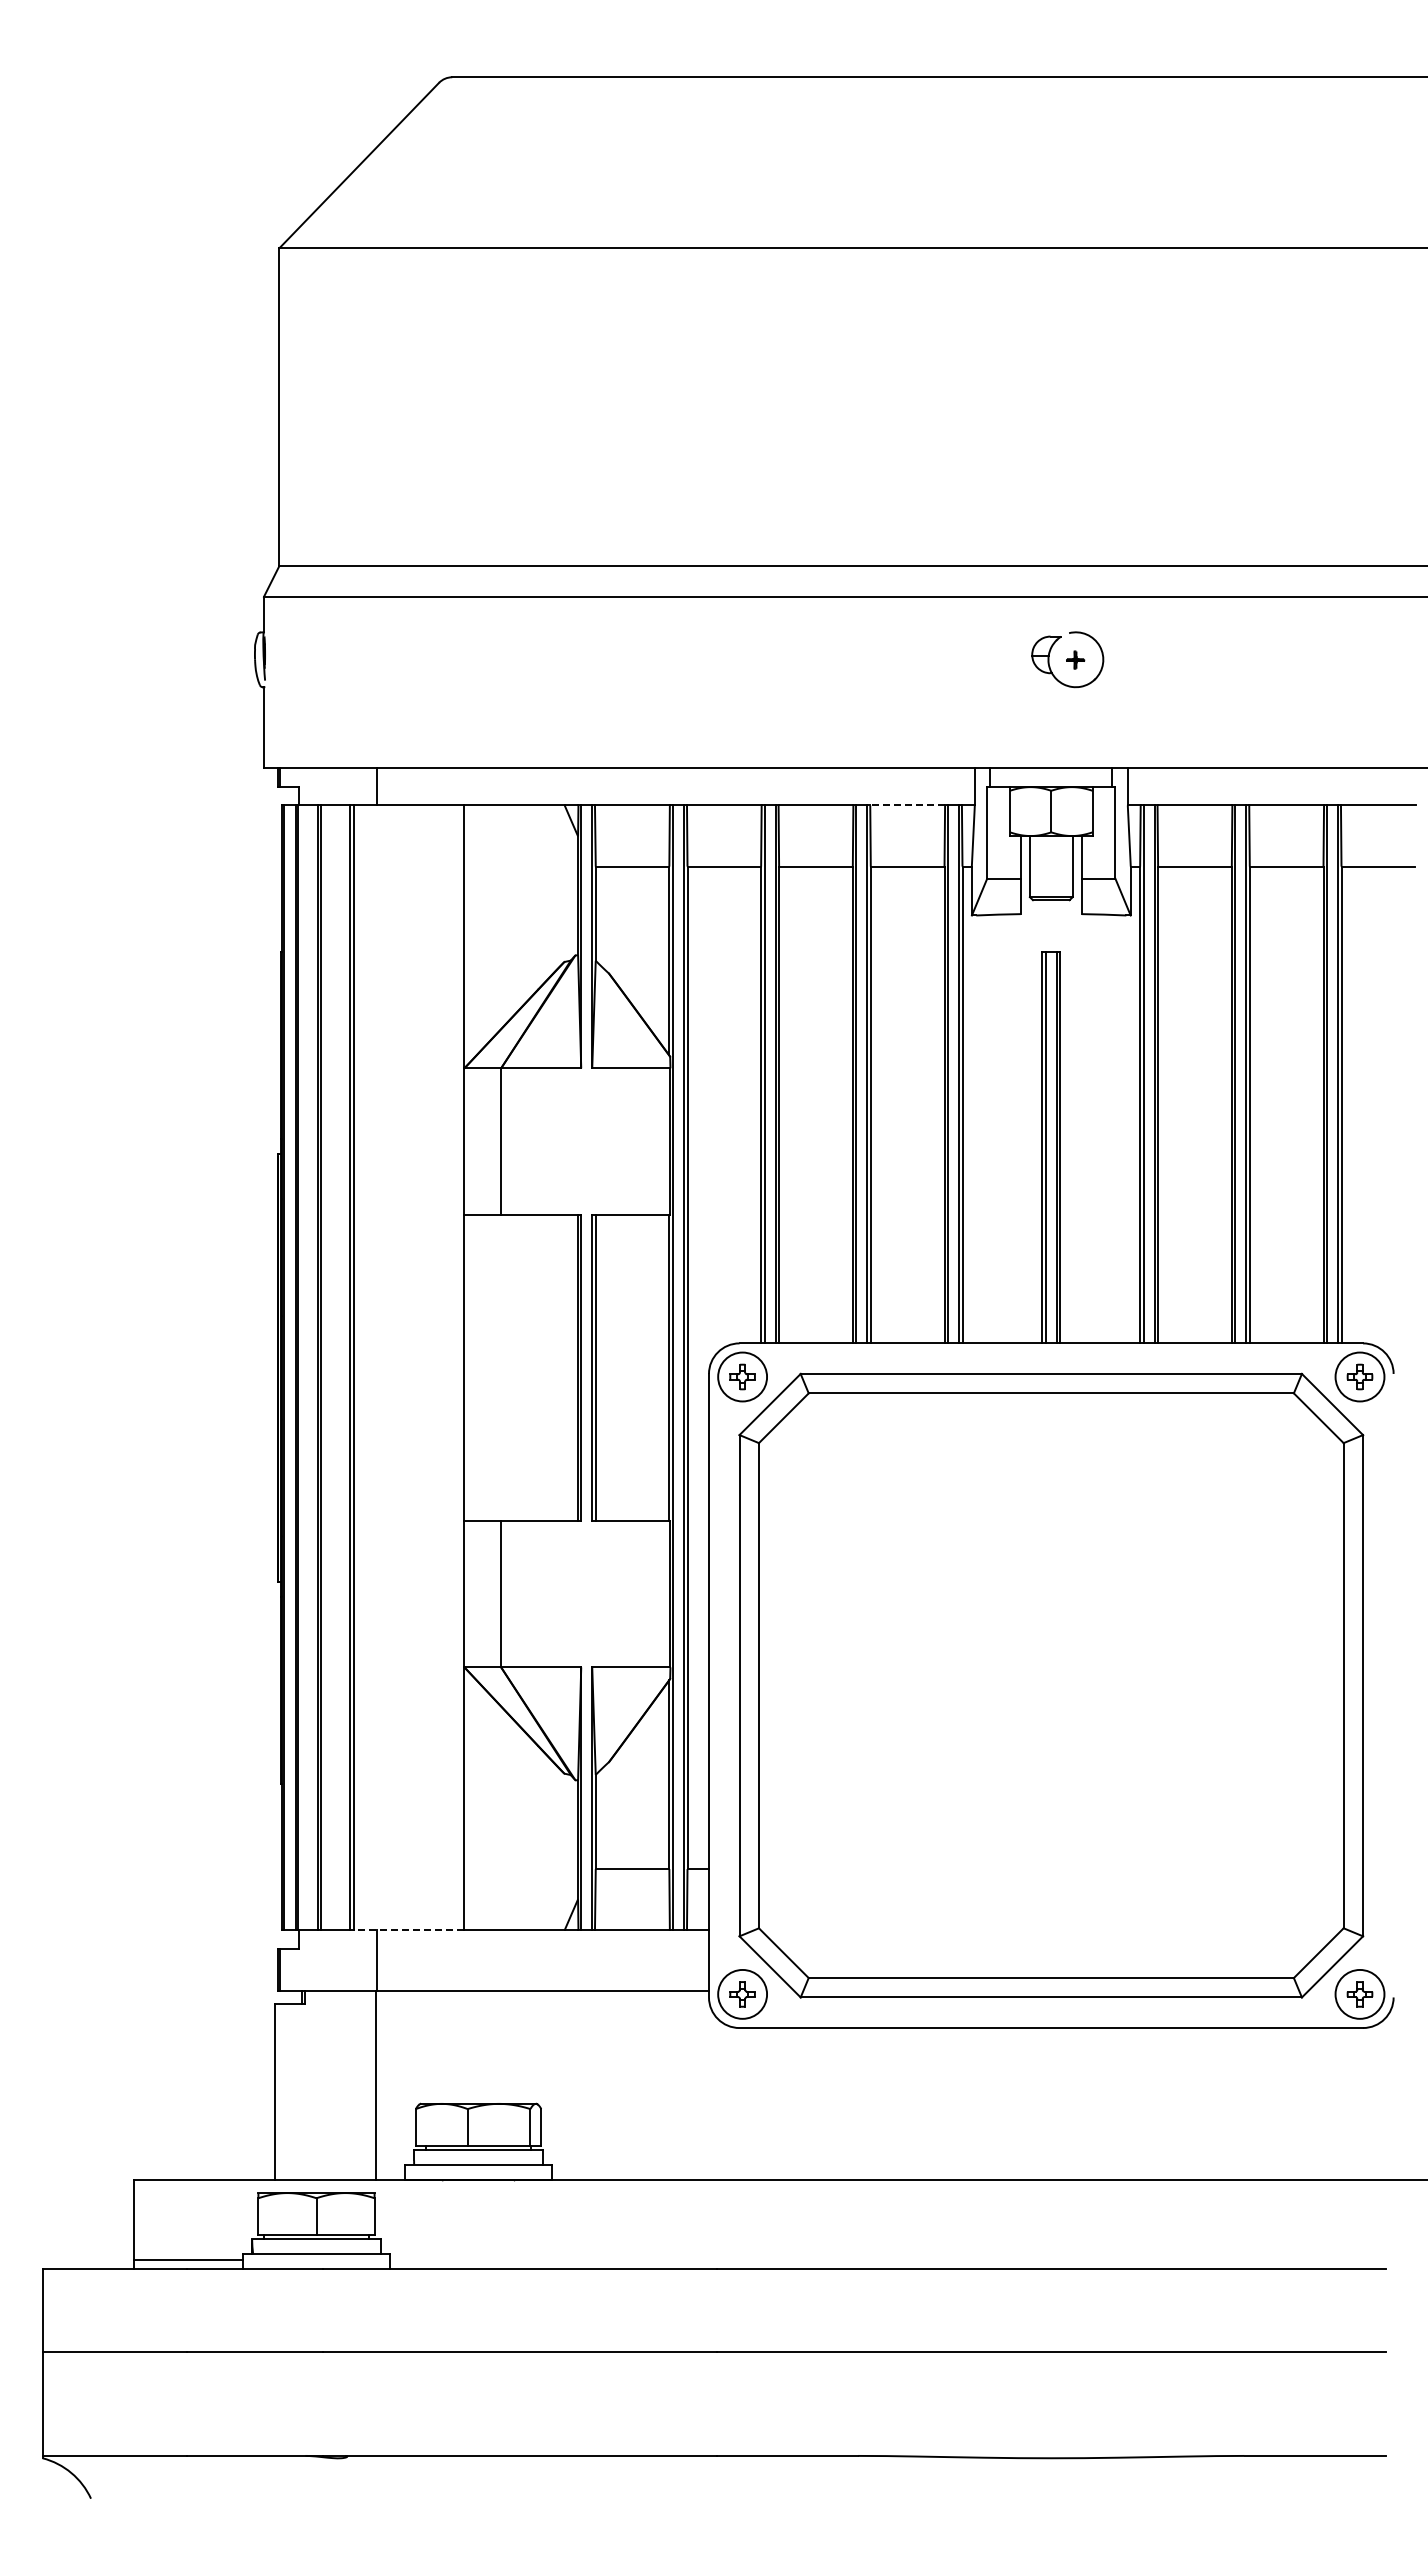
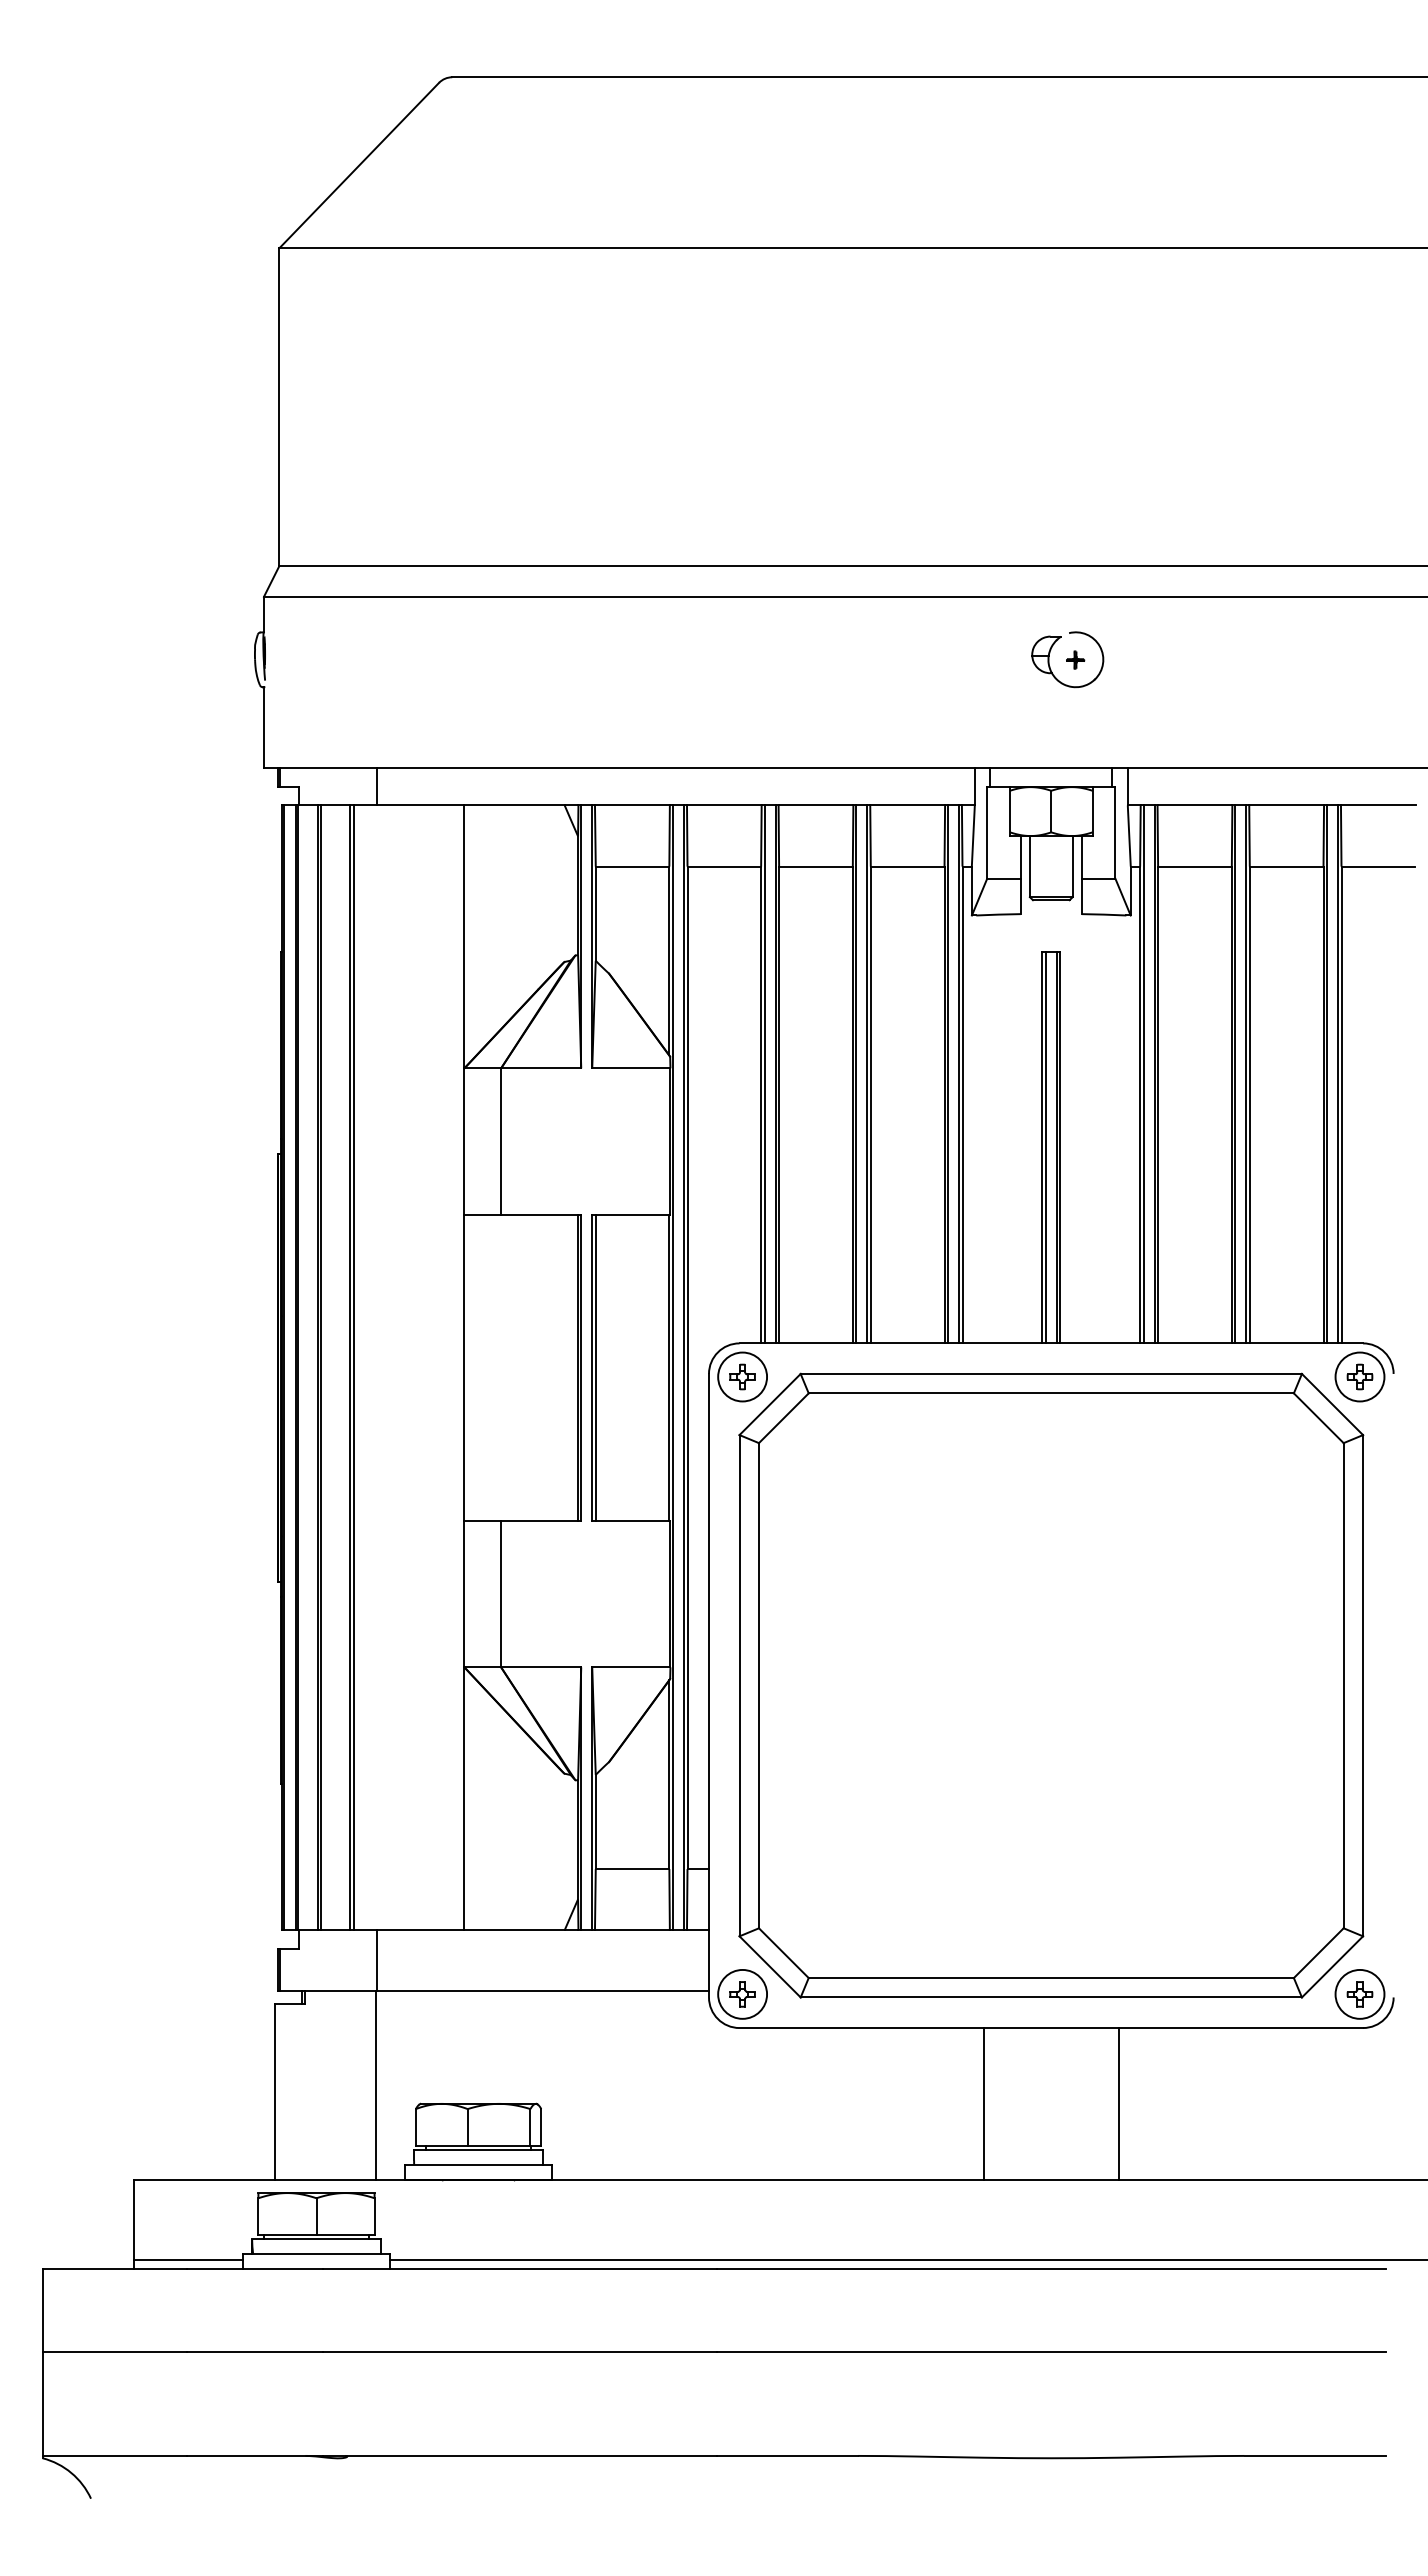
line: dashed -> solid (907, 805)
line: dashed -> solid (408, 1930)
line: none -> present (984, 2104)
line: none -> present (1118, 2104)
line: none -> present (906, 2259)
